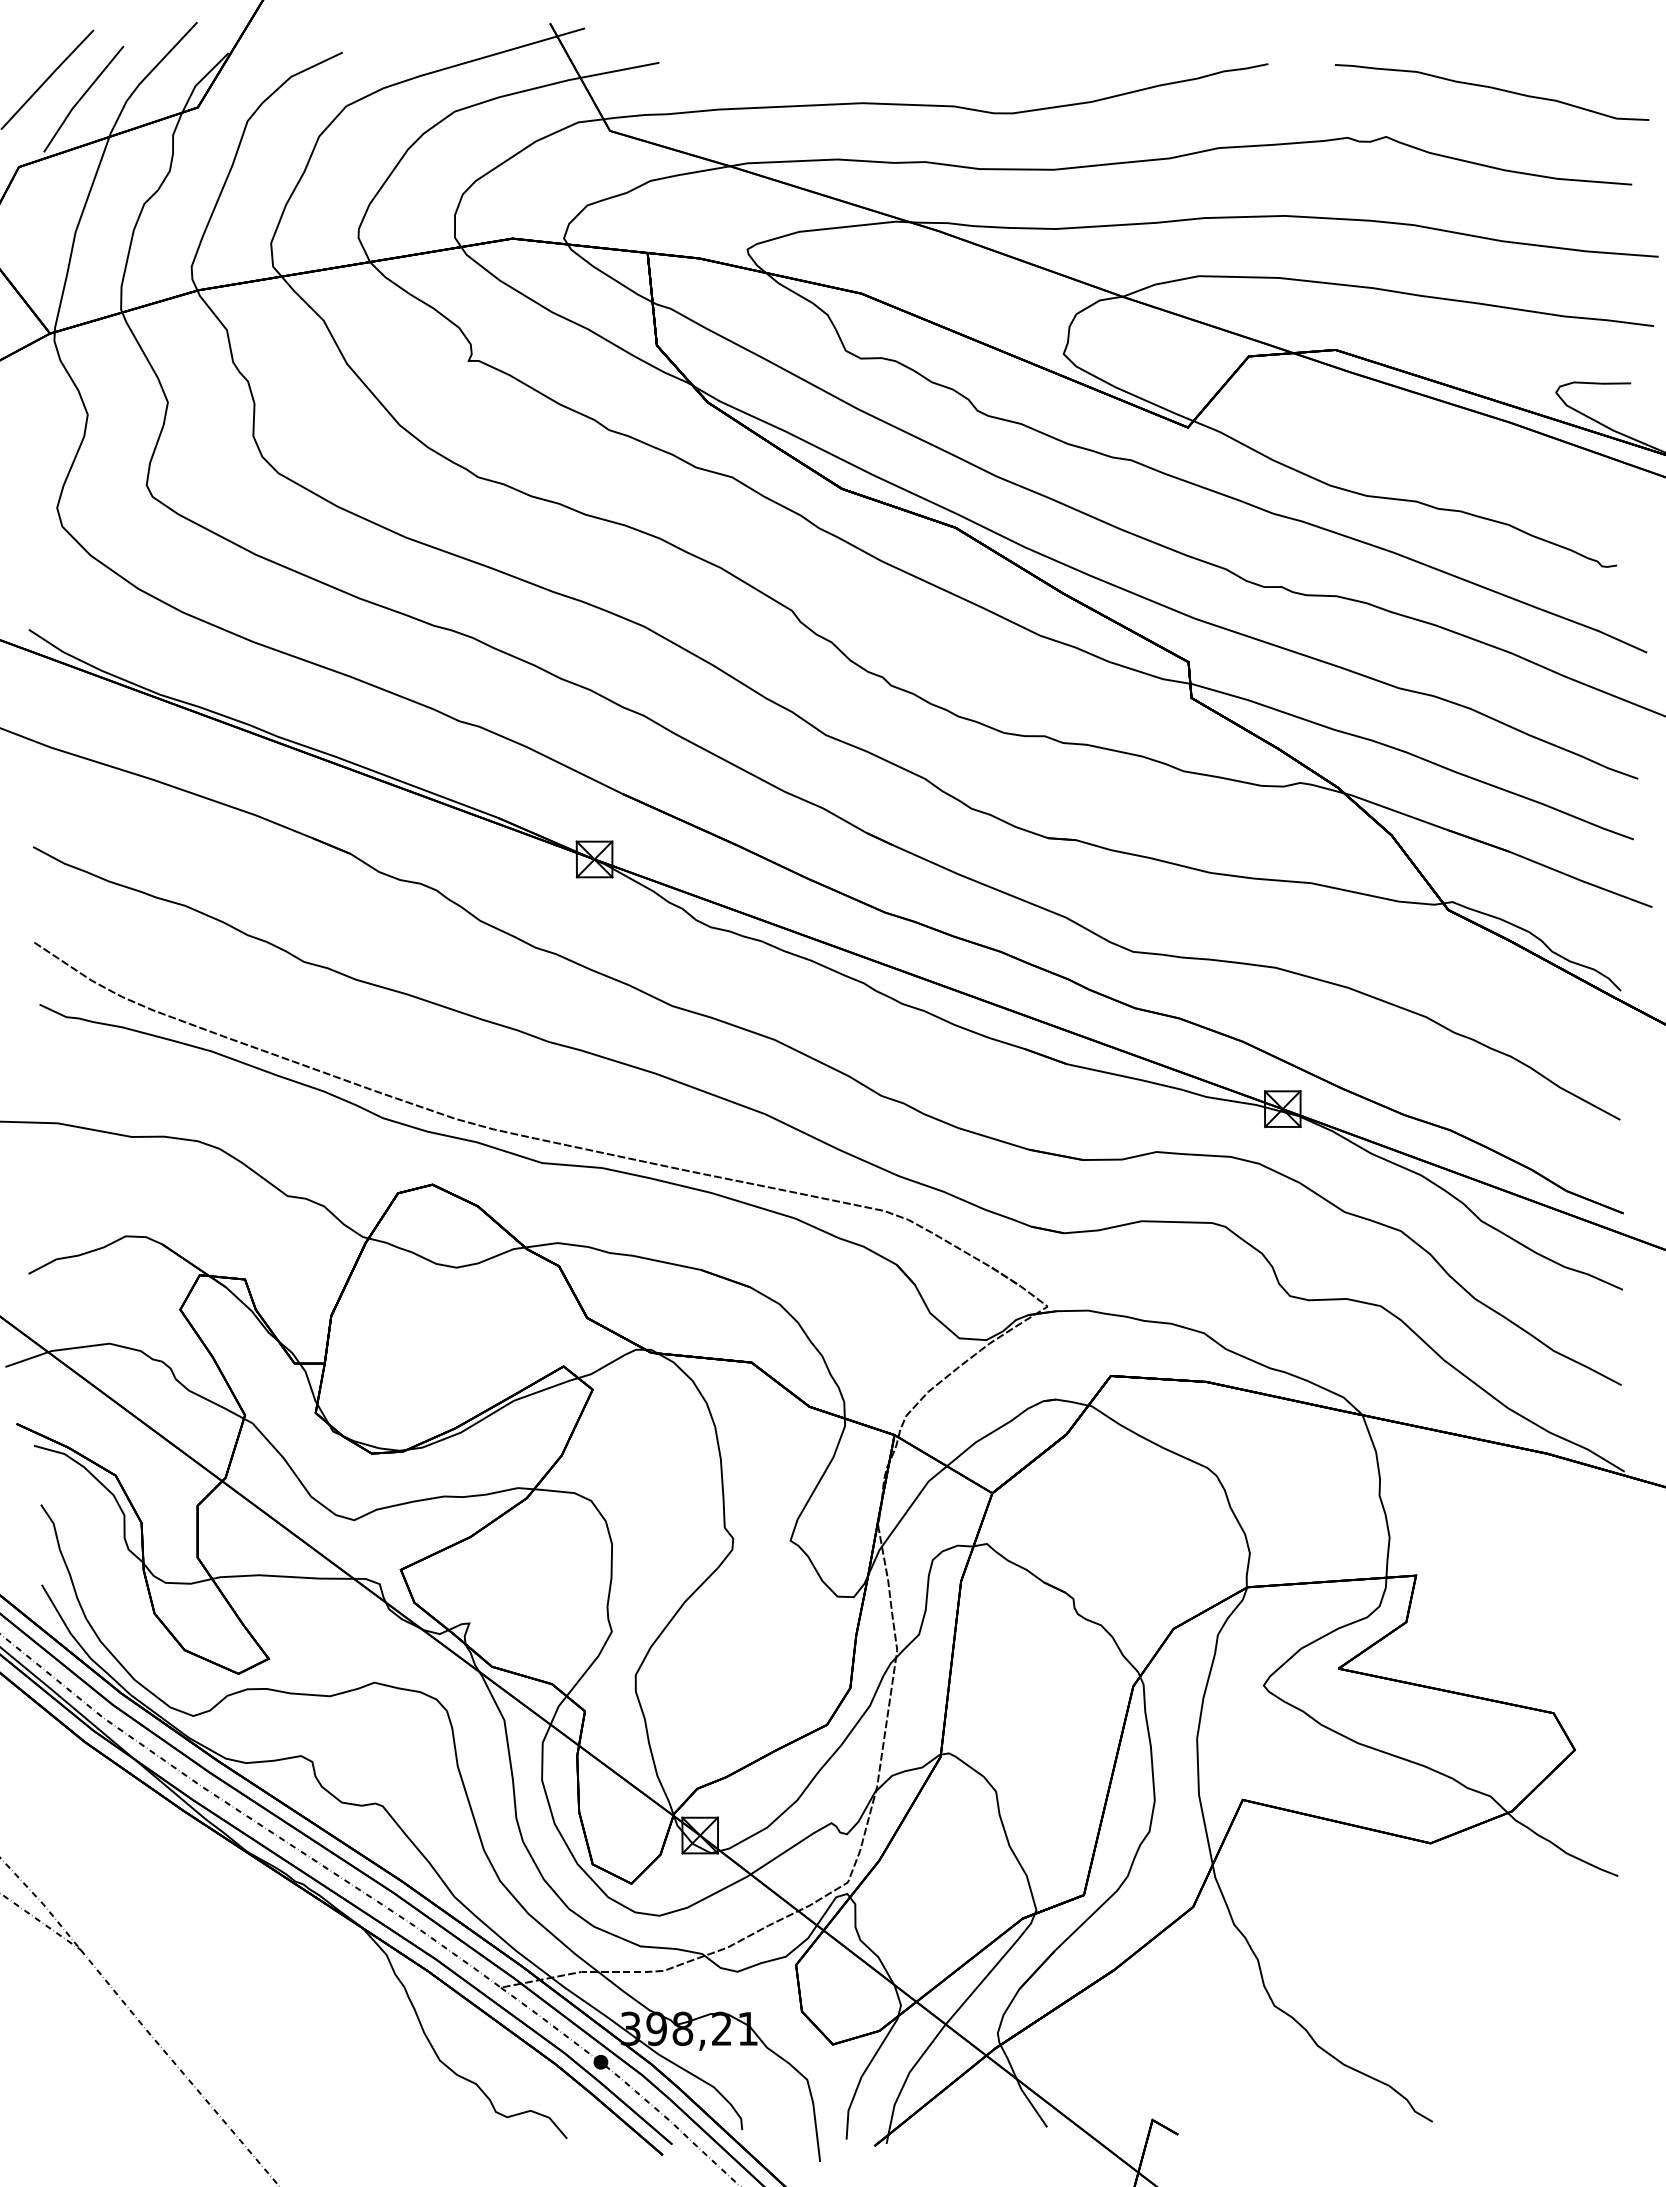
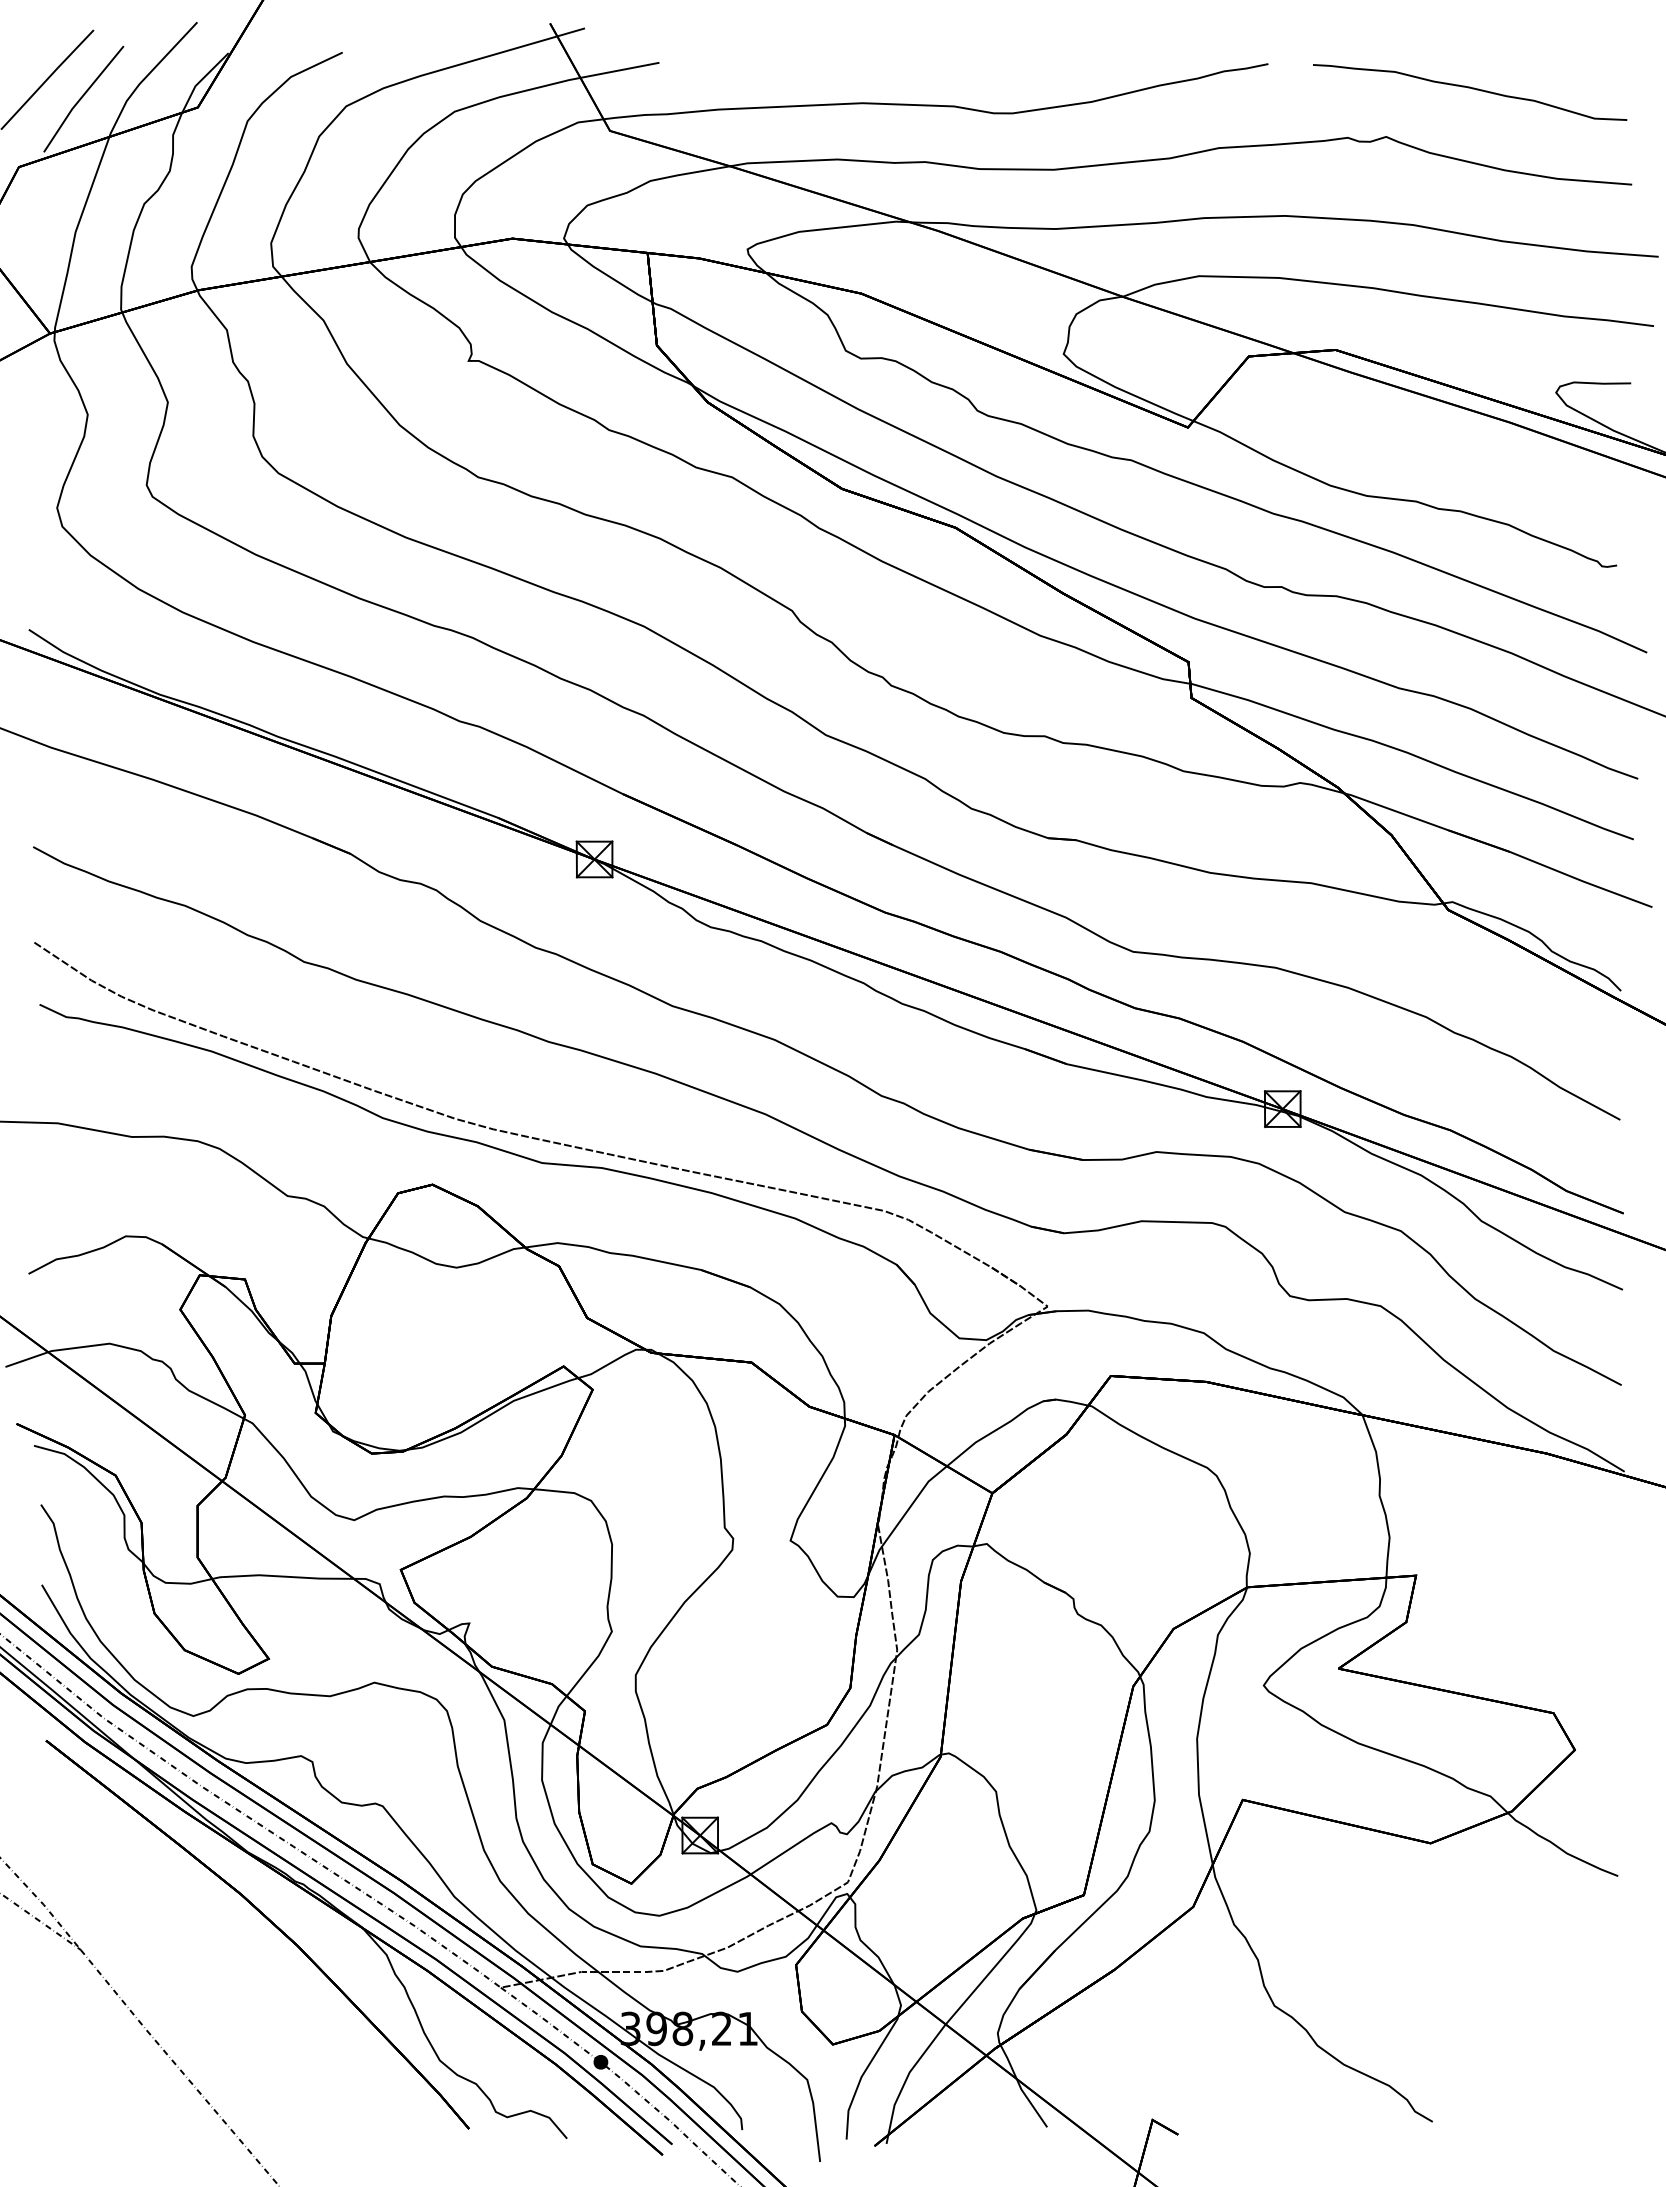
curve position: (1494, 89) -> (1472, 89) (1472, 89)
part: none -> present (267, 1920)
